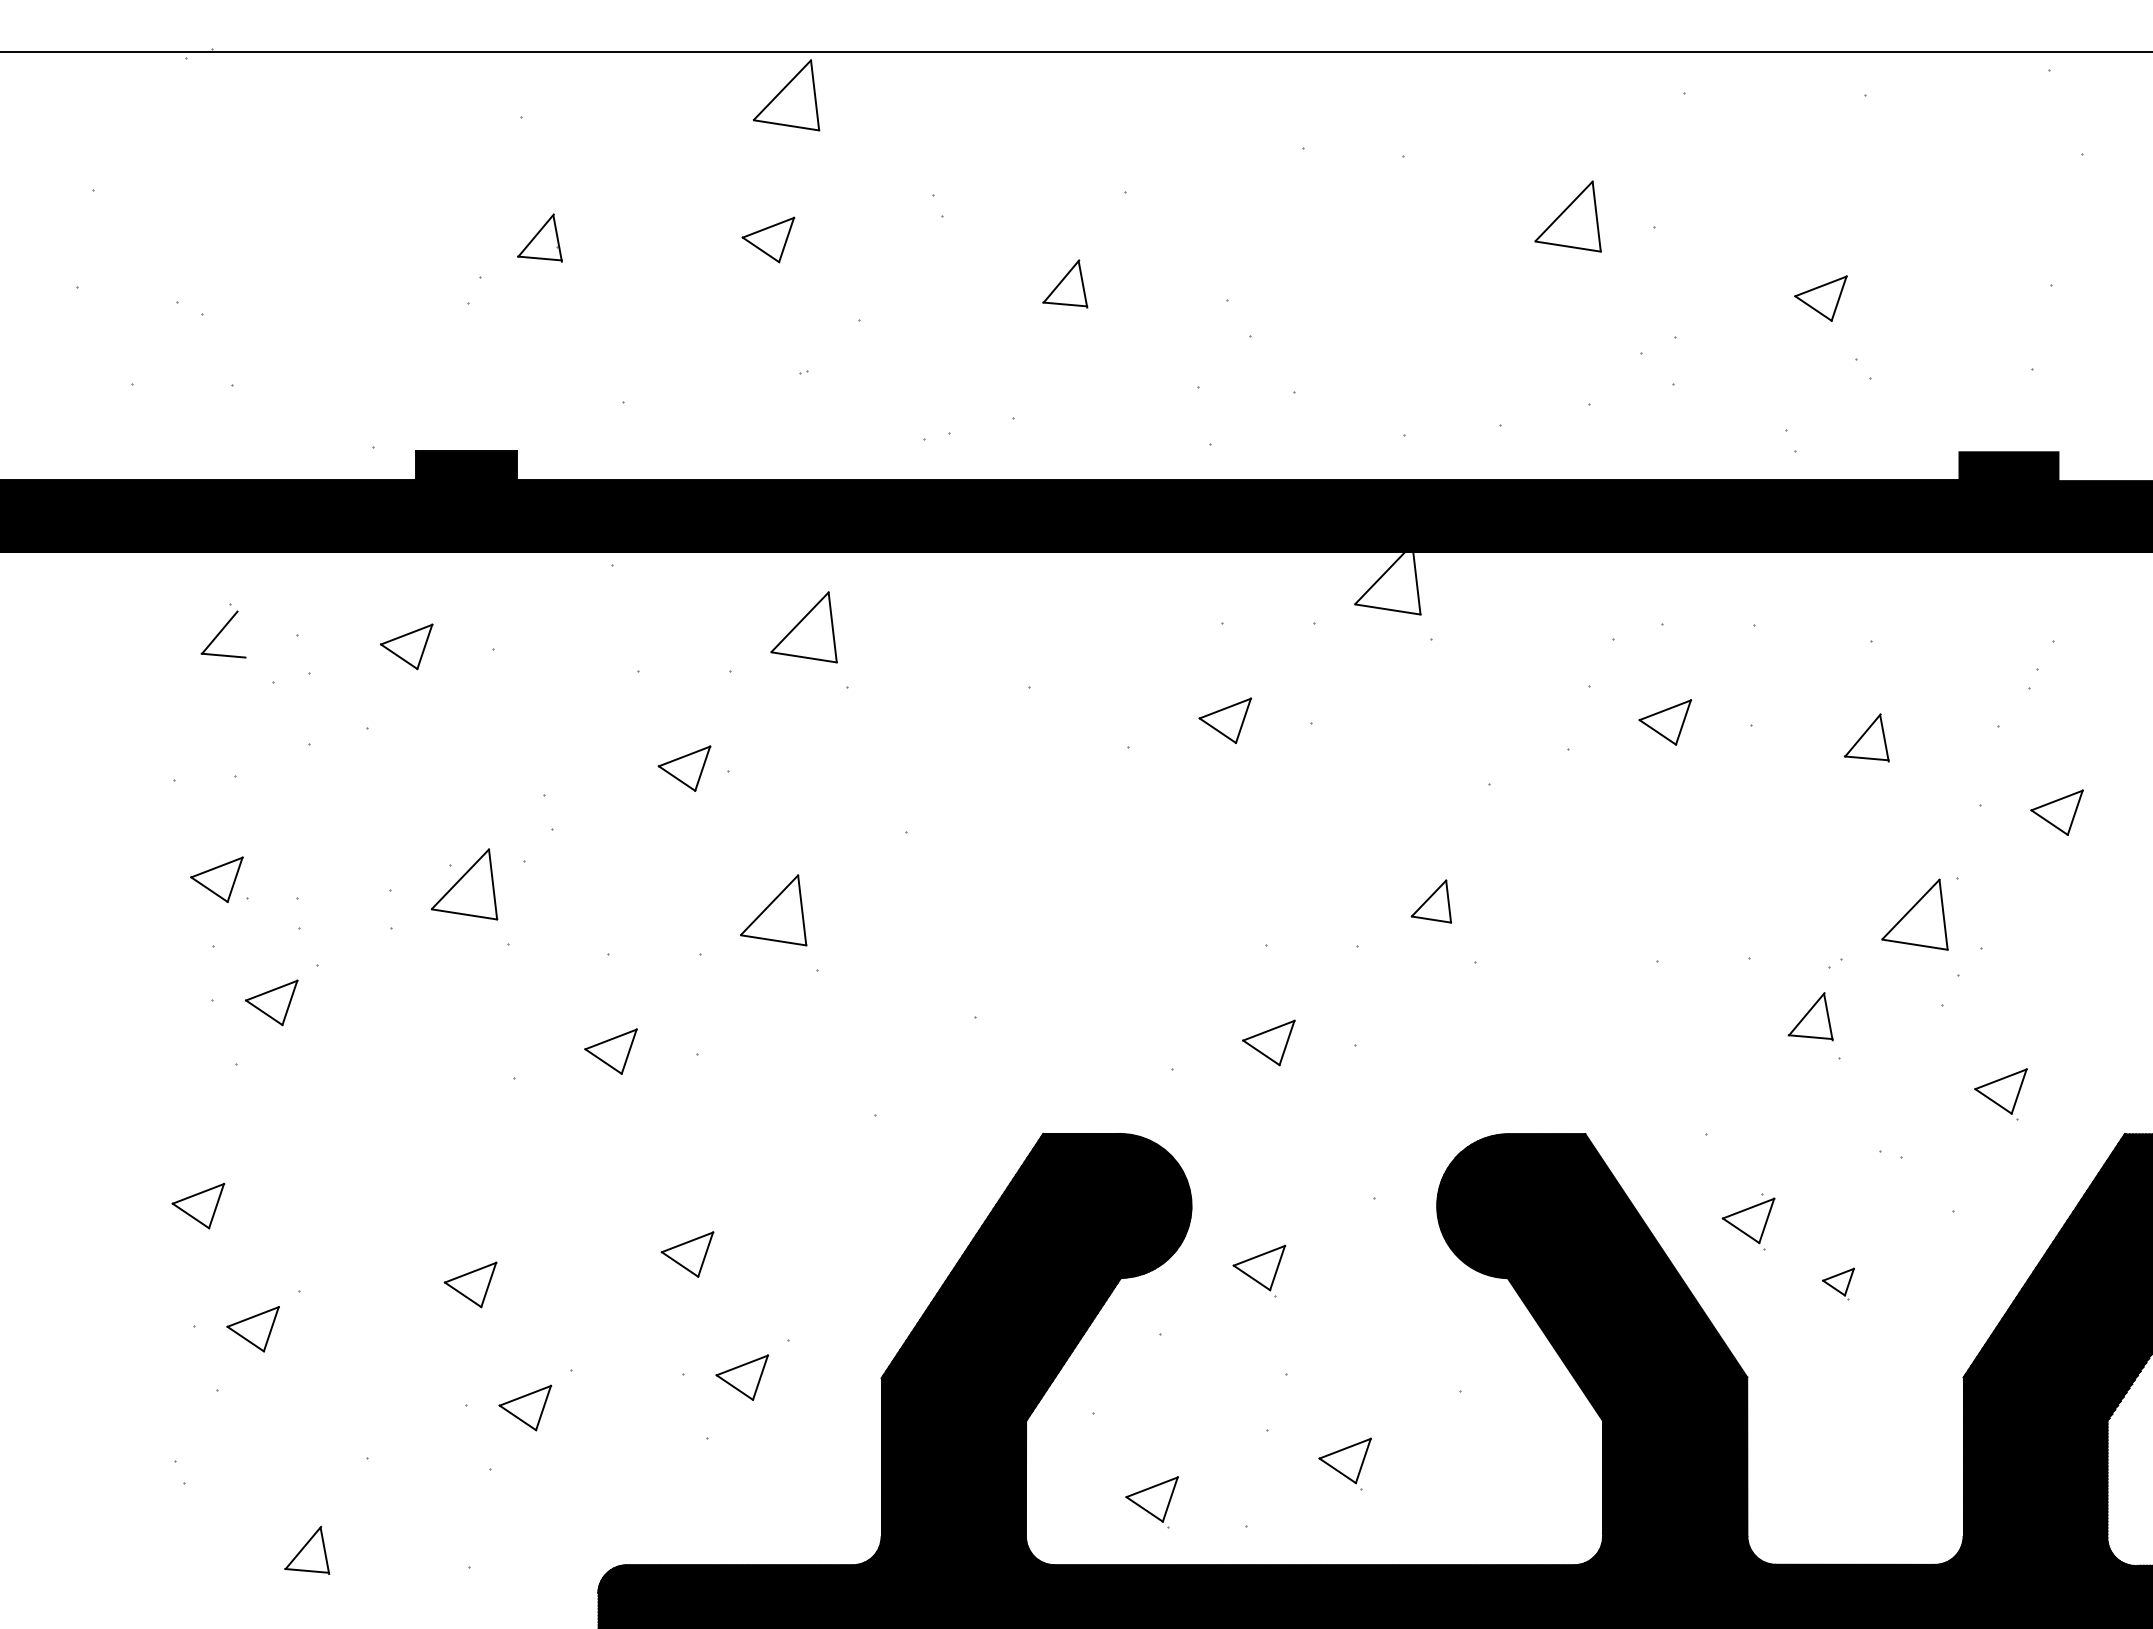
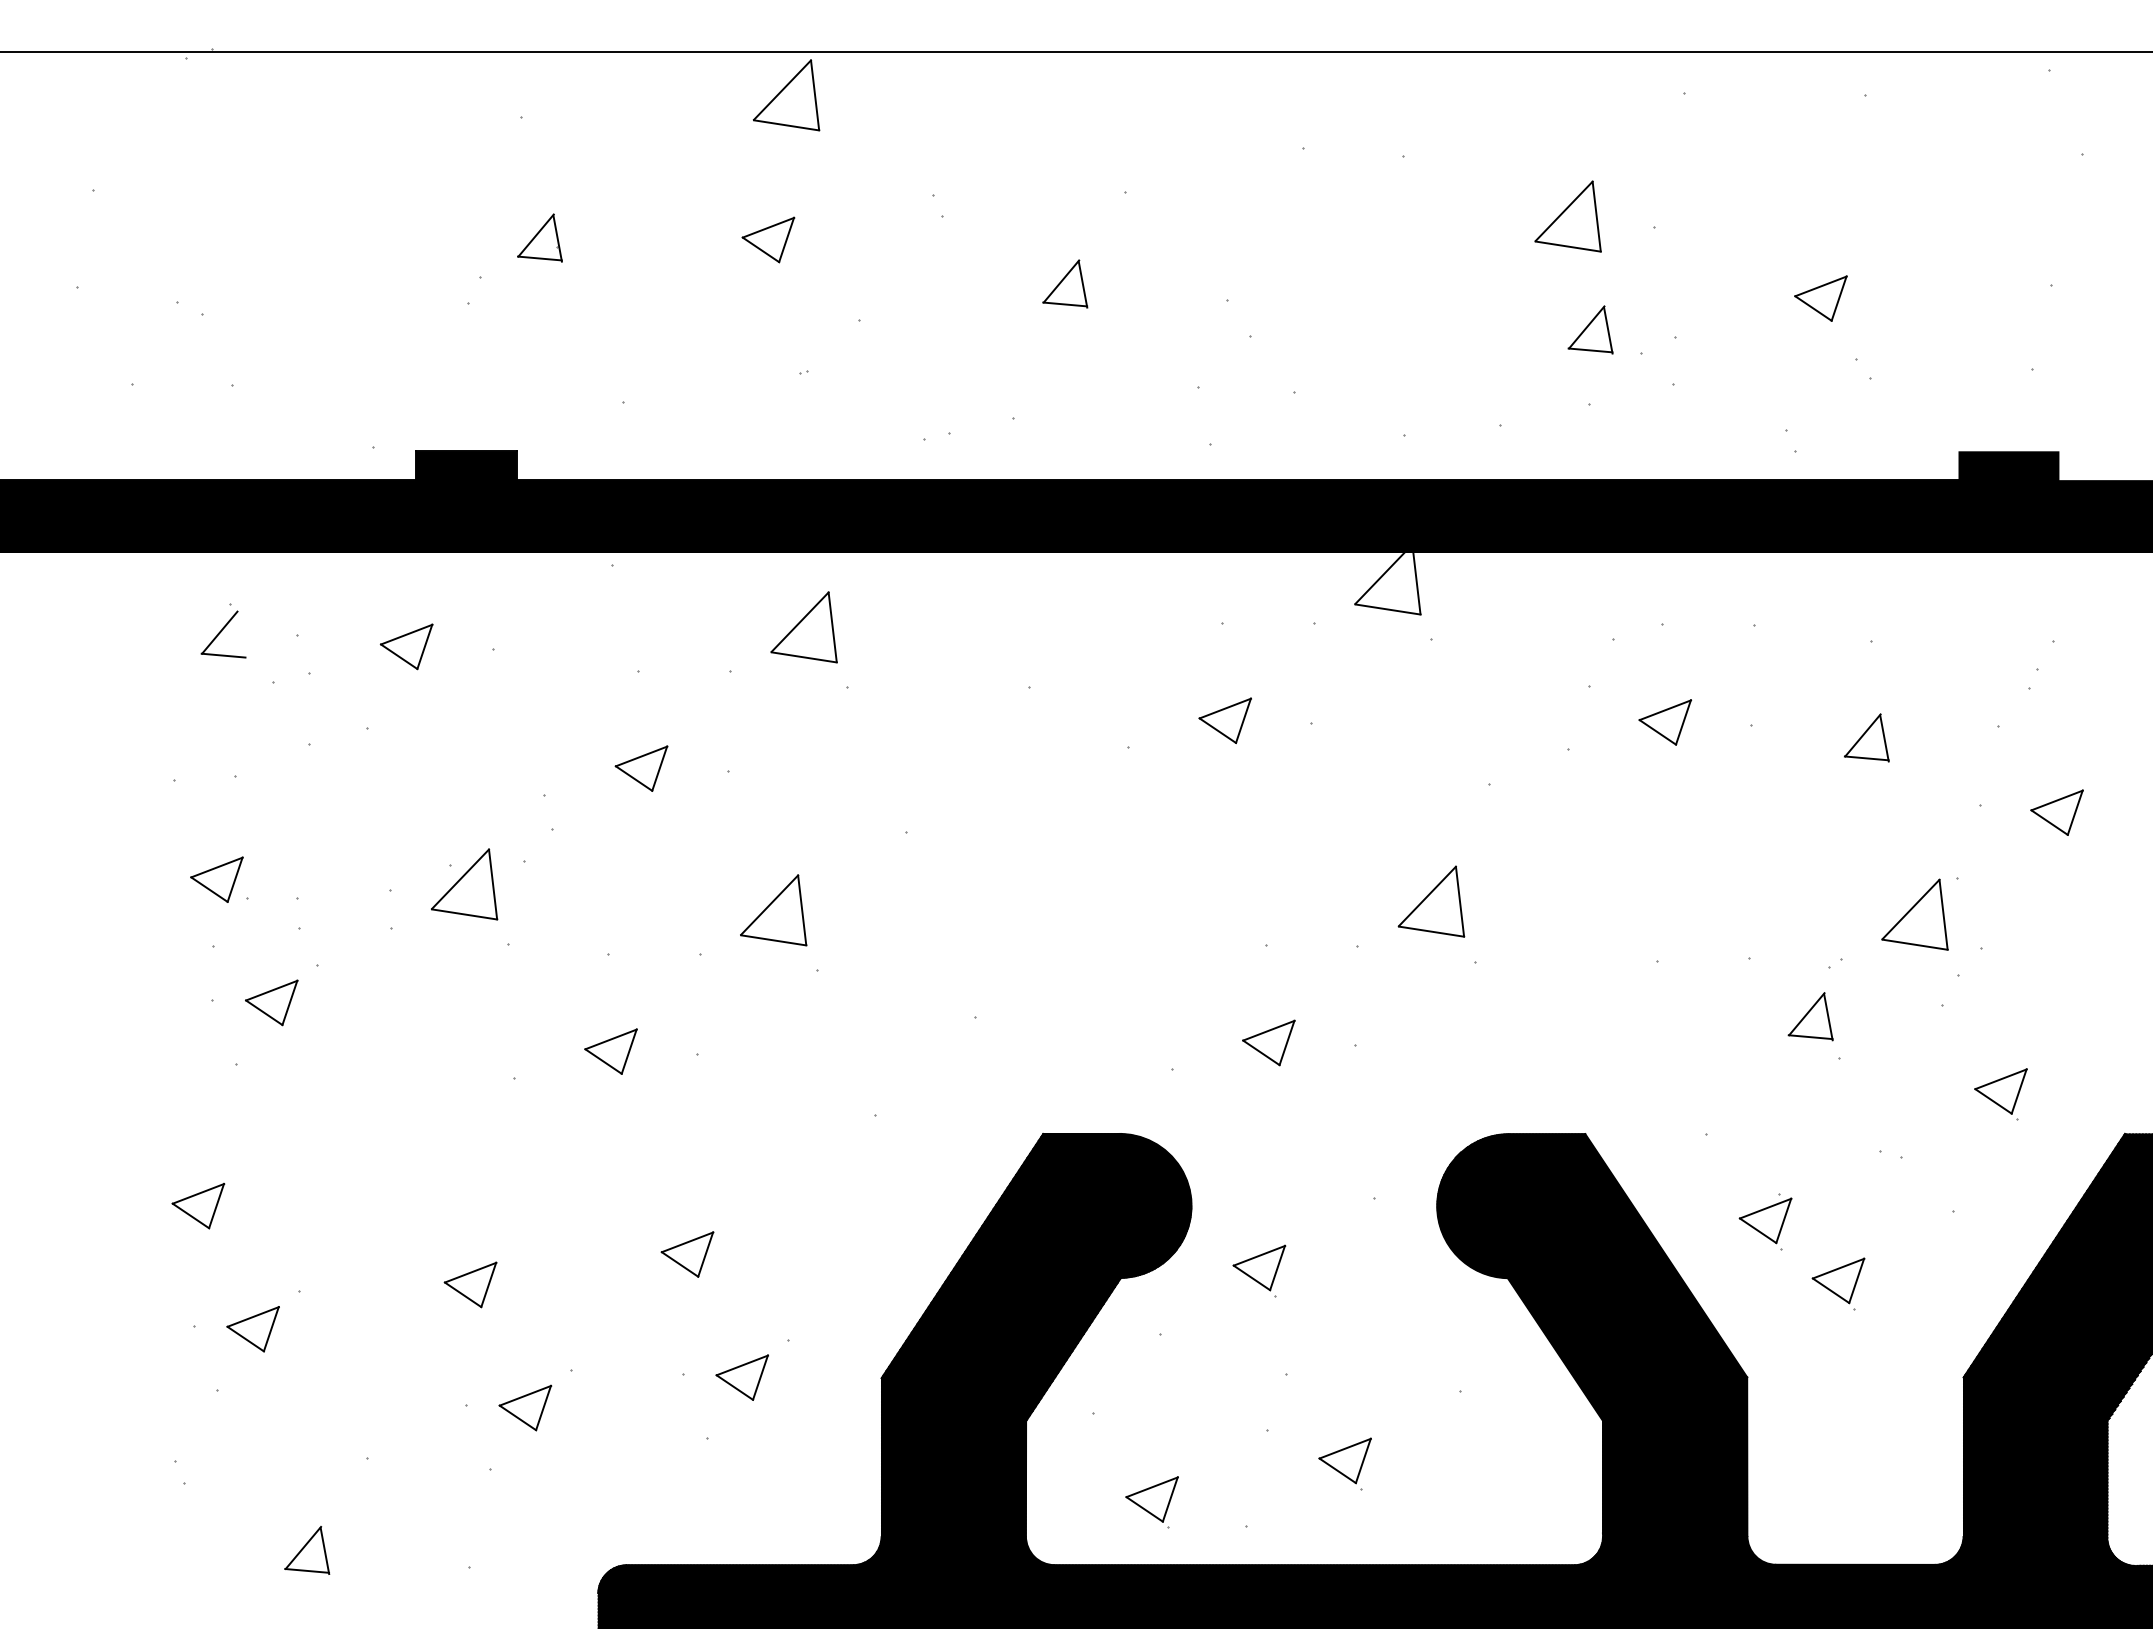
part: none -> present (1590, 329)
part position: (684, 768) -> (641, 768) (641, 768)
part size: 42x45 px -> 69x73 px (1431, 901)
part position: (1748, 1221) -> (1765, 1221) (1765, 1221)
part size: 33x34 px -> 55x54 px (1838, 1283)
